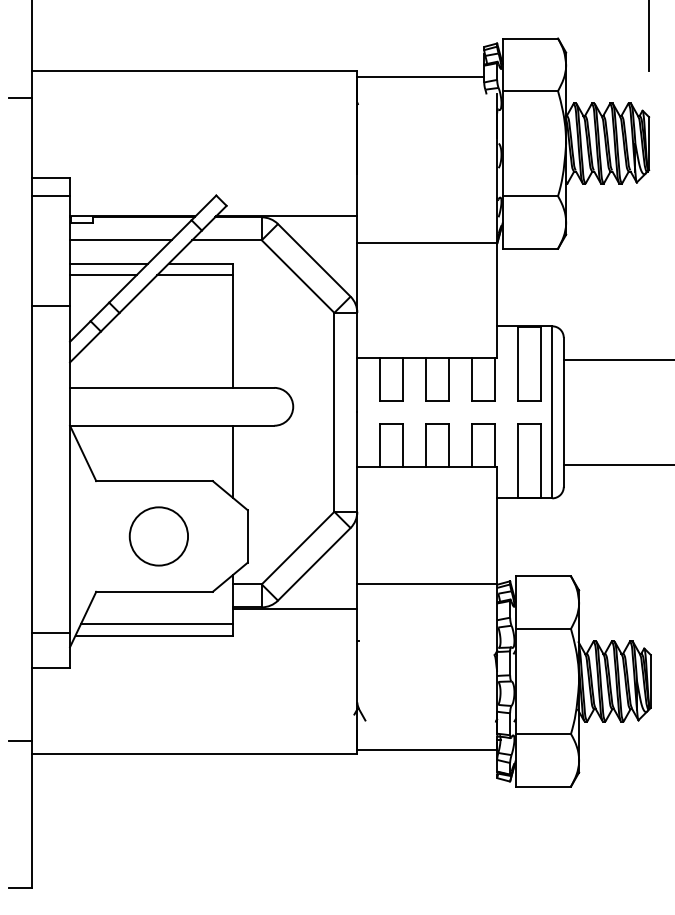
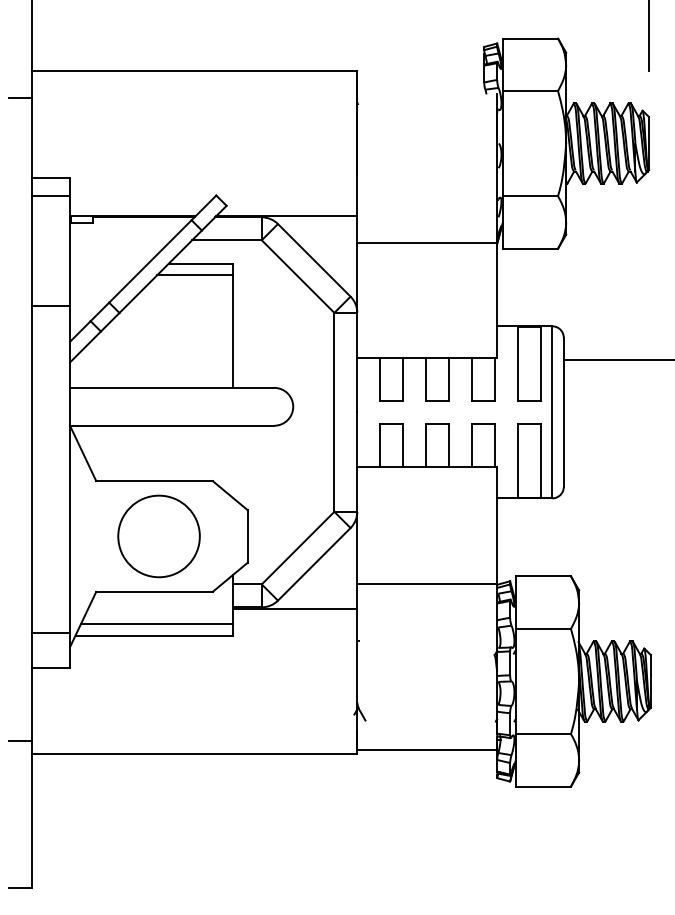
line: present -> none (420, 76)
line: present -> none (120, 240)
line: present -> none (109, 263)
line: present -> none (103, 275)
line: present -> none (233, 461)
line: present -> none (617, 464)
circle size: 61x61 px -> 84x85 px (158, 536)
